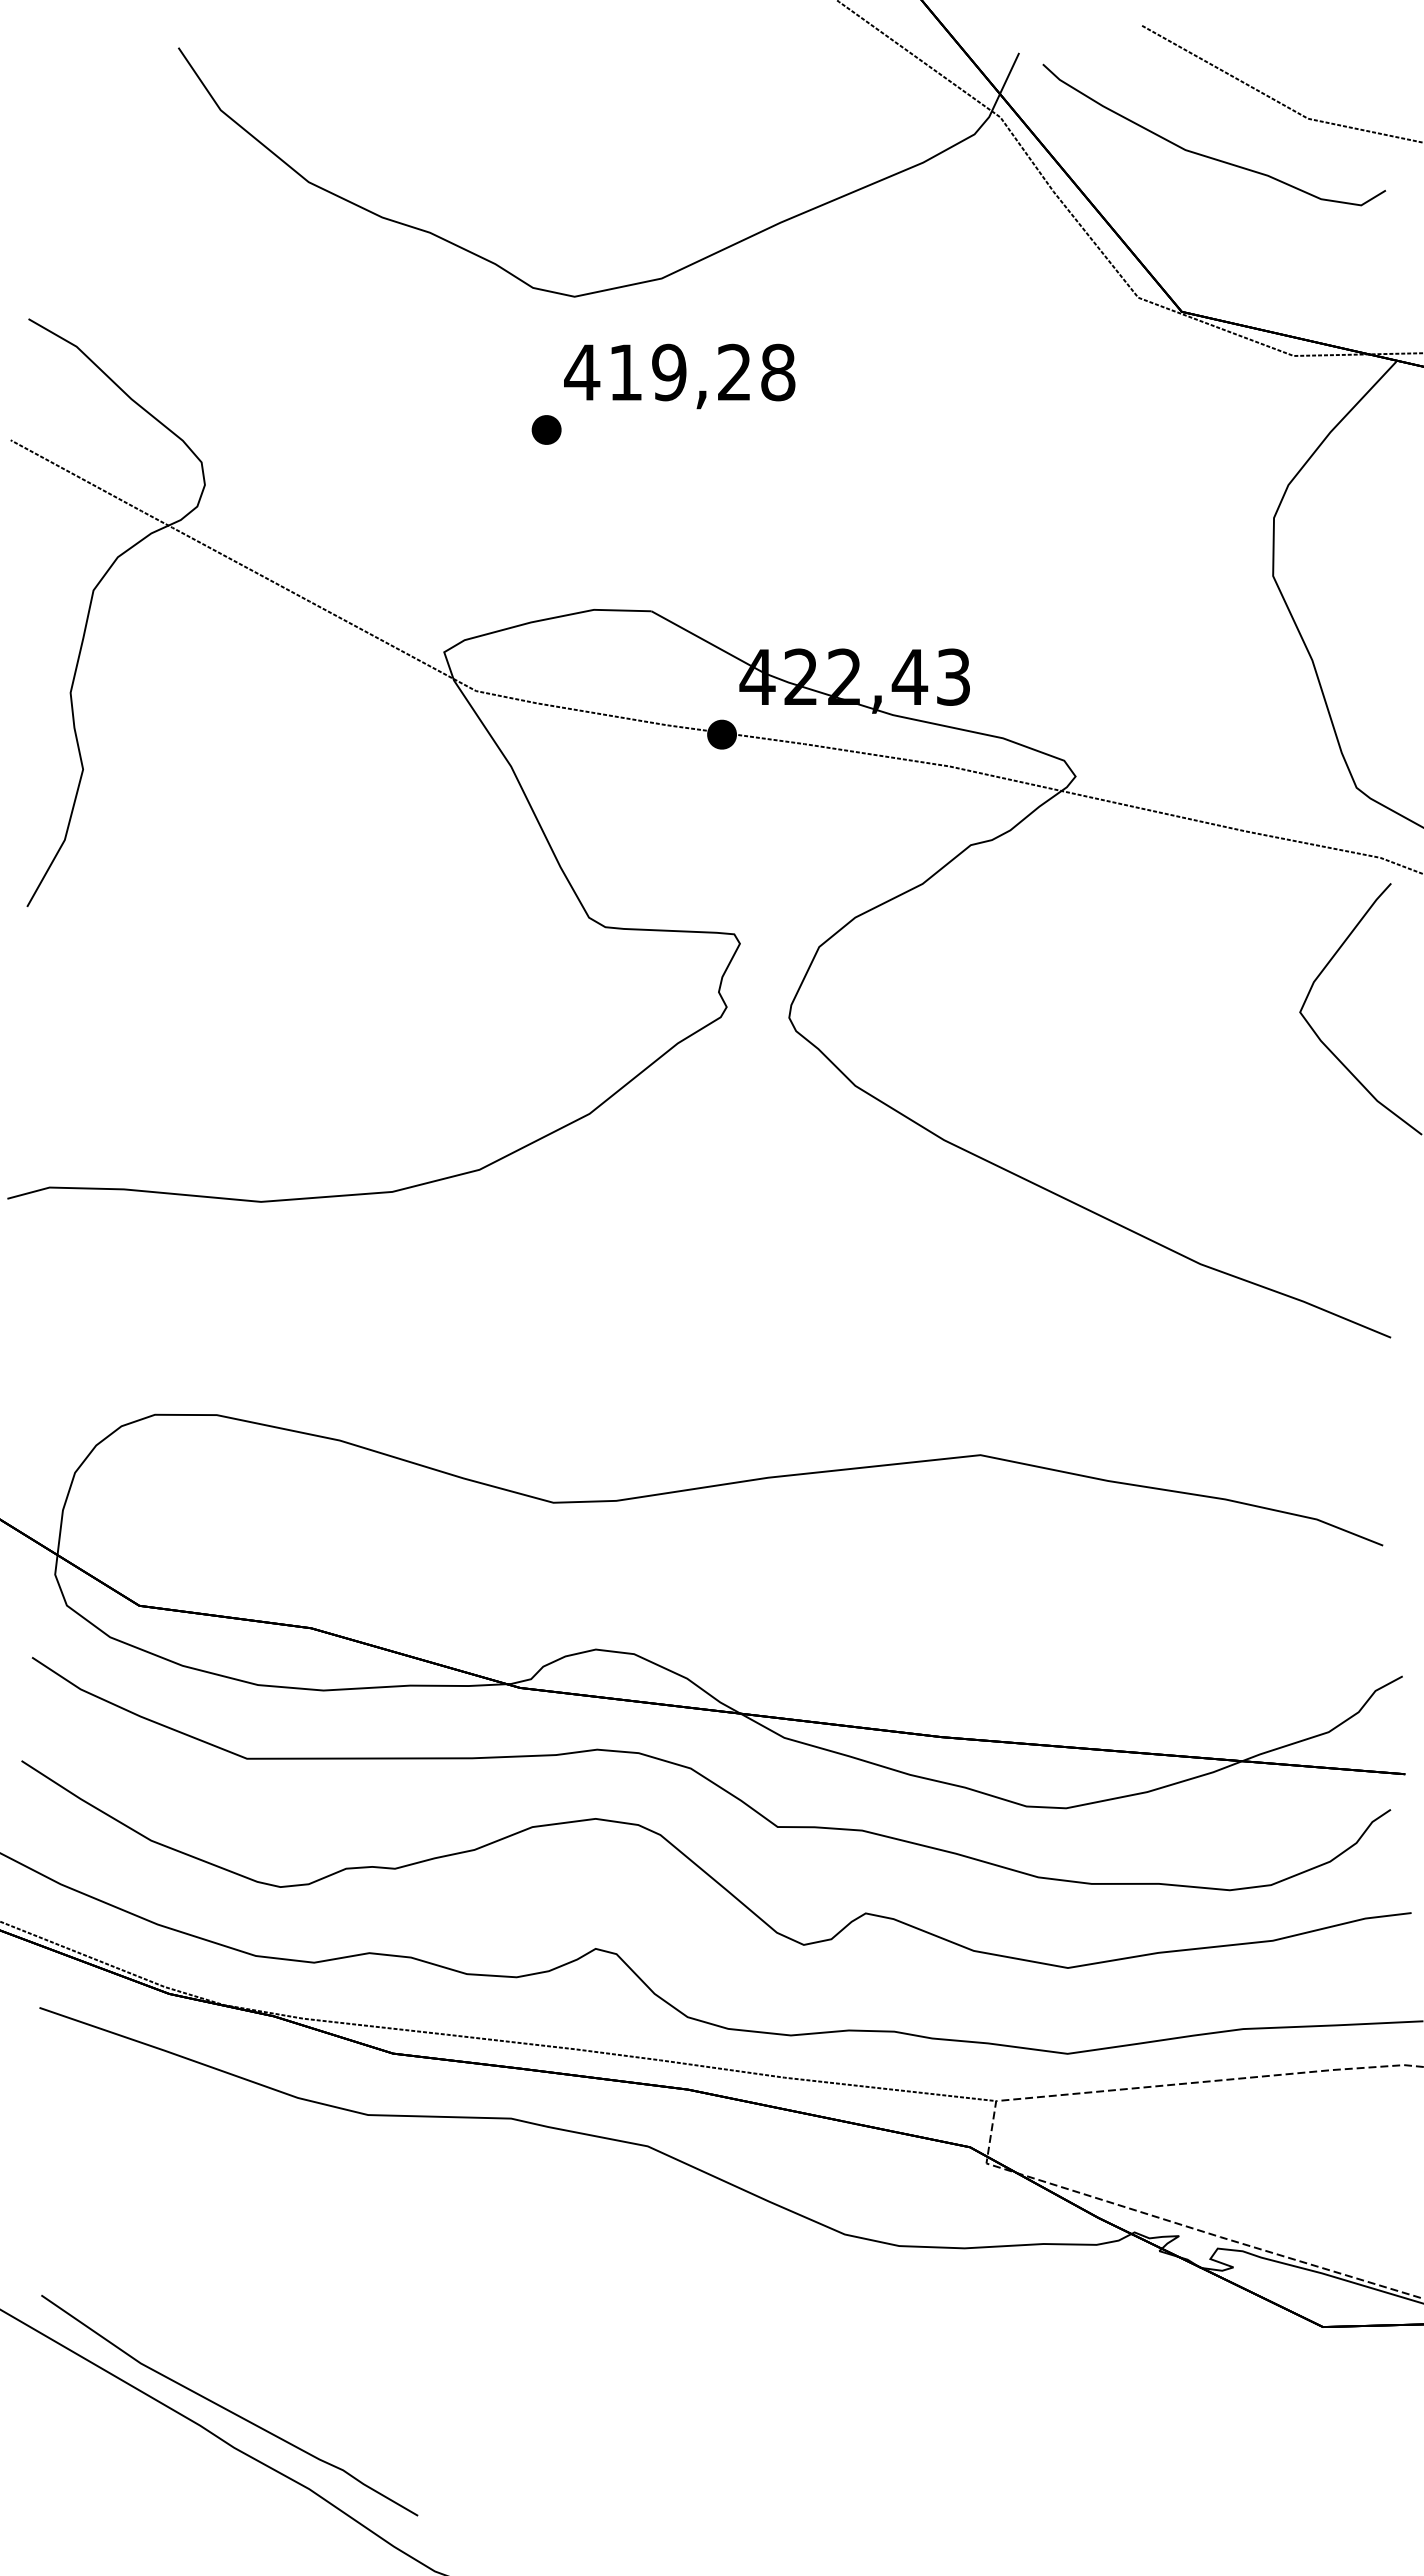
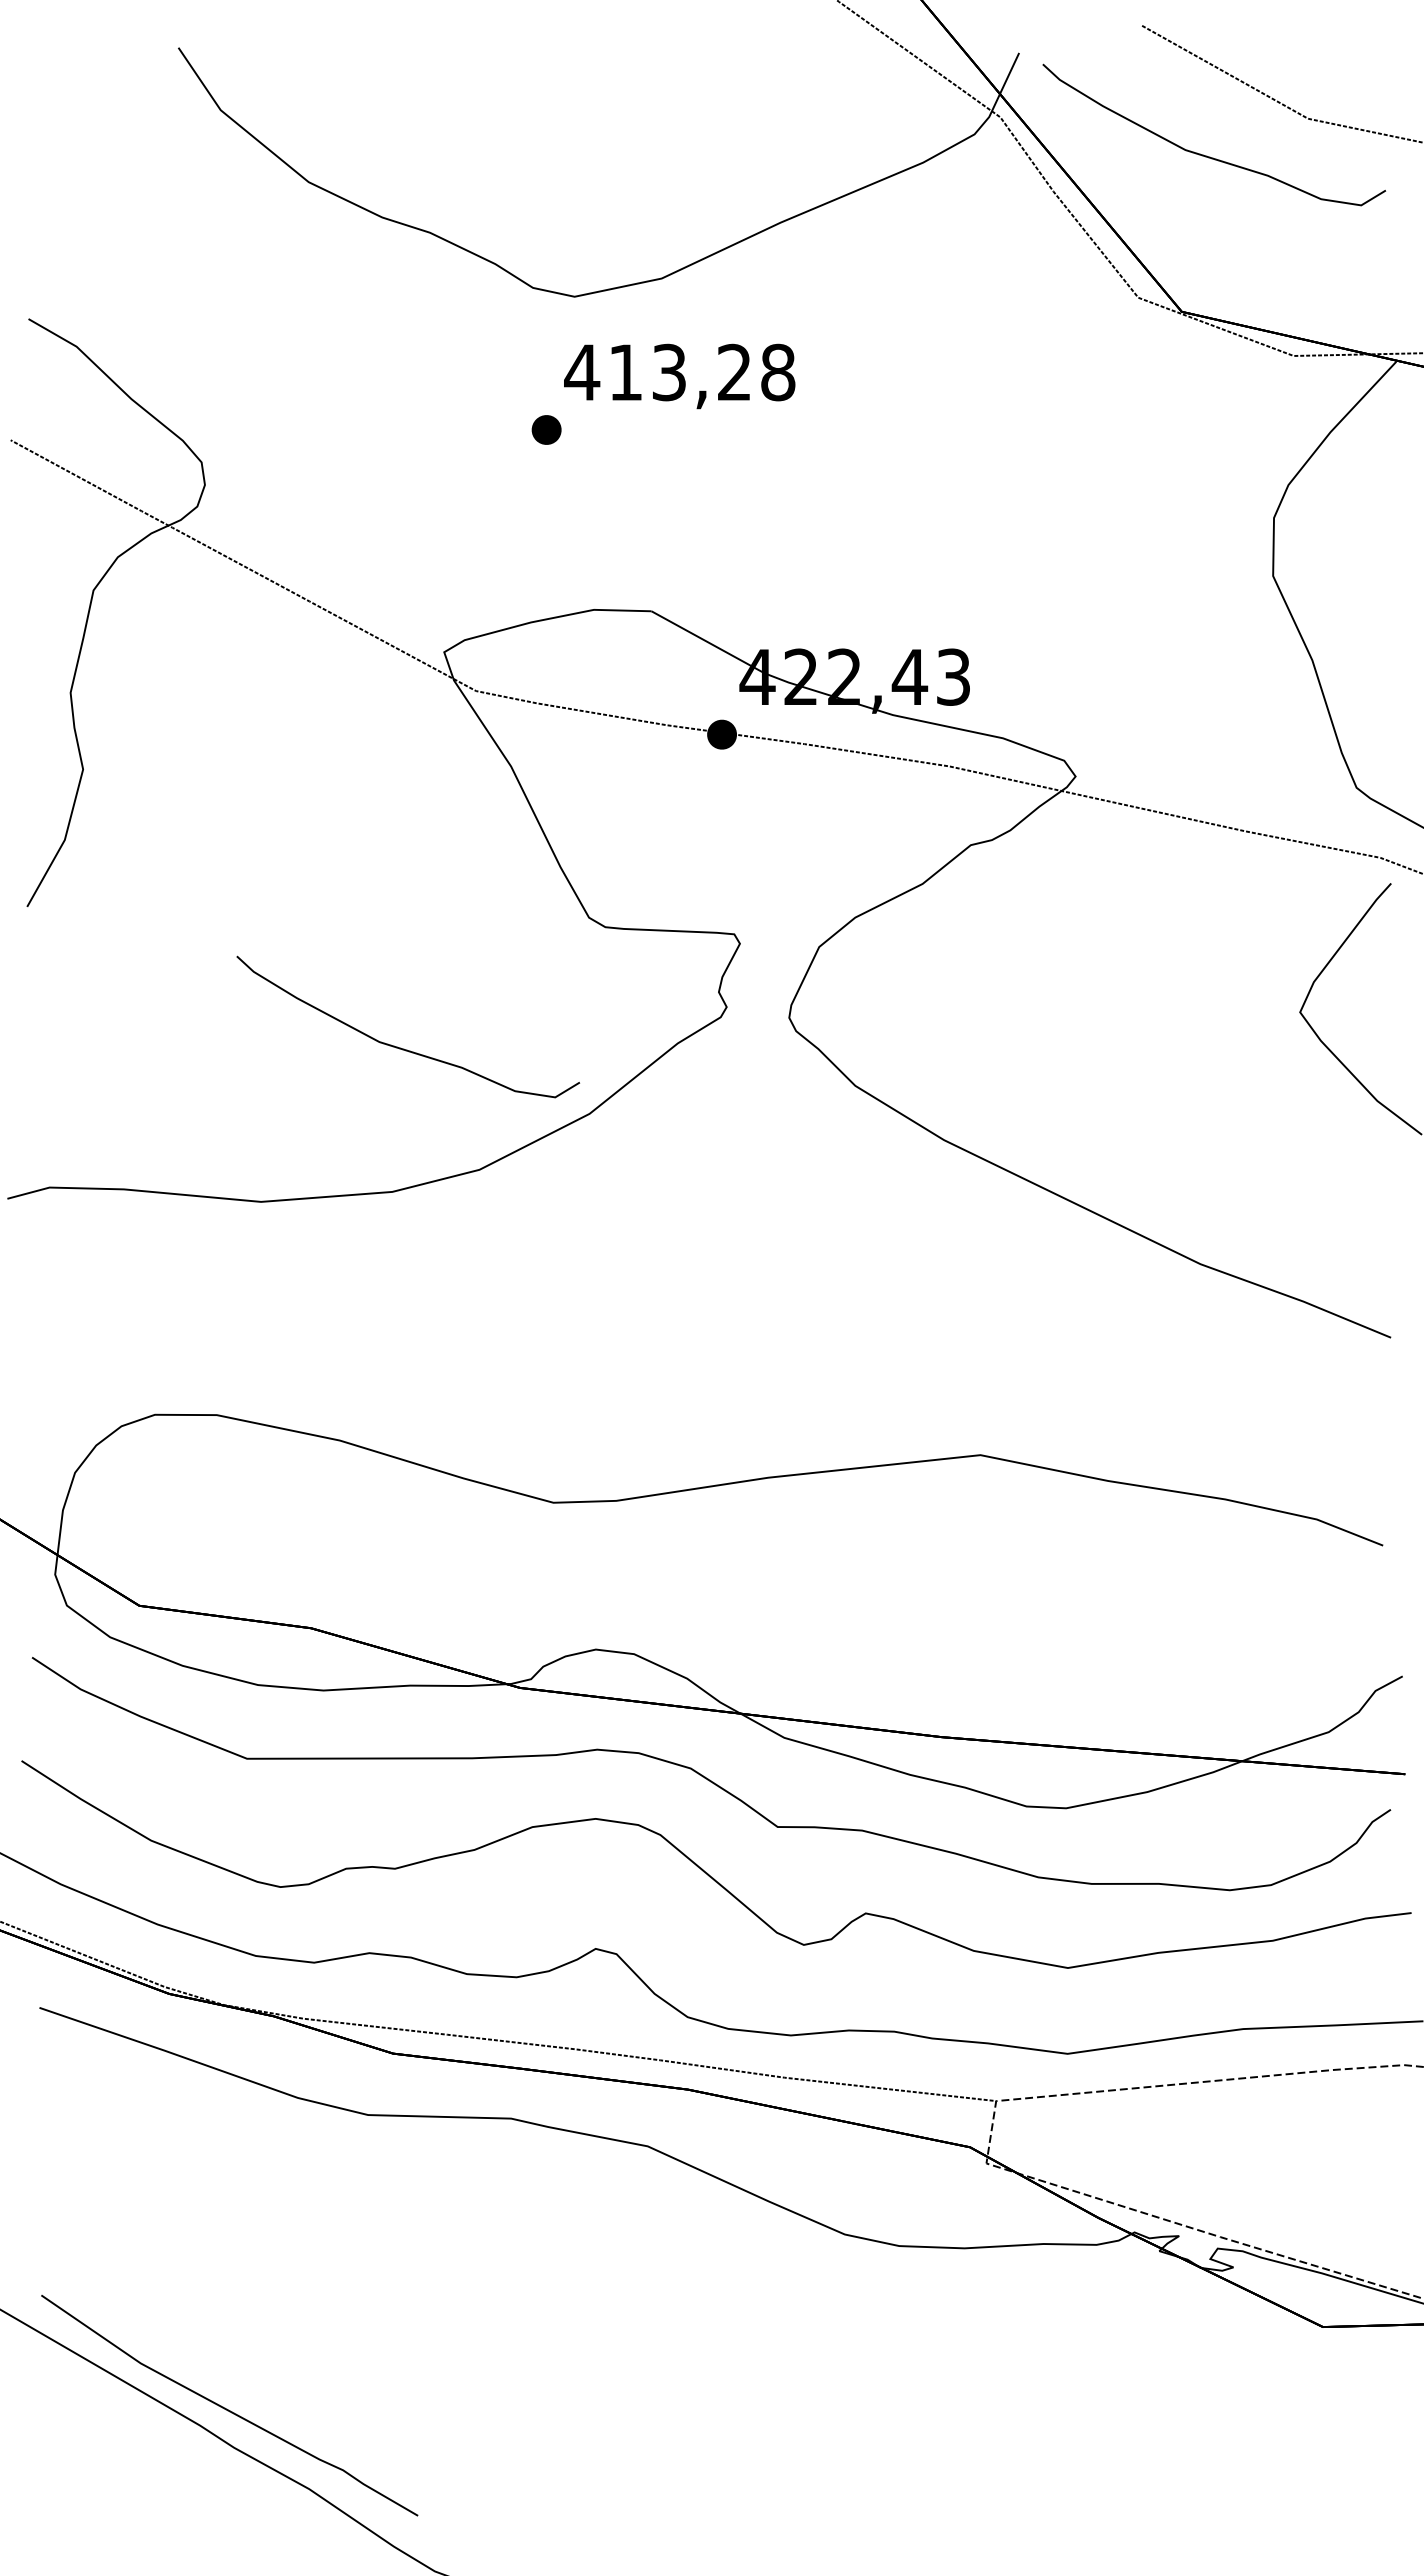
text: 419,28 -> 413,28 (669, 372)
curve: none -> present (404, 1048)
